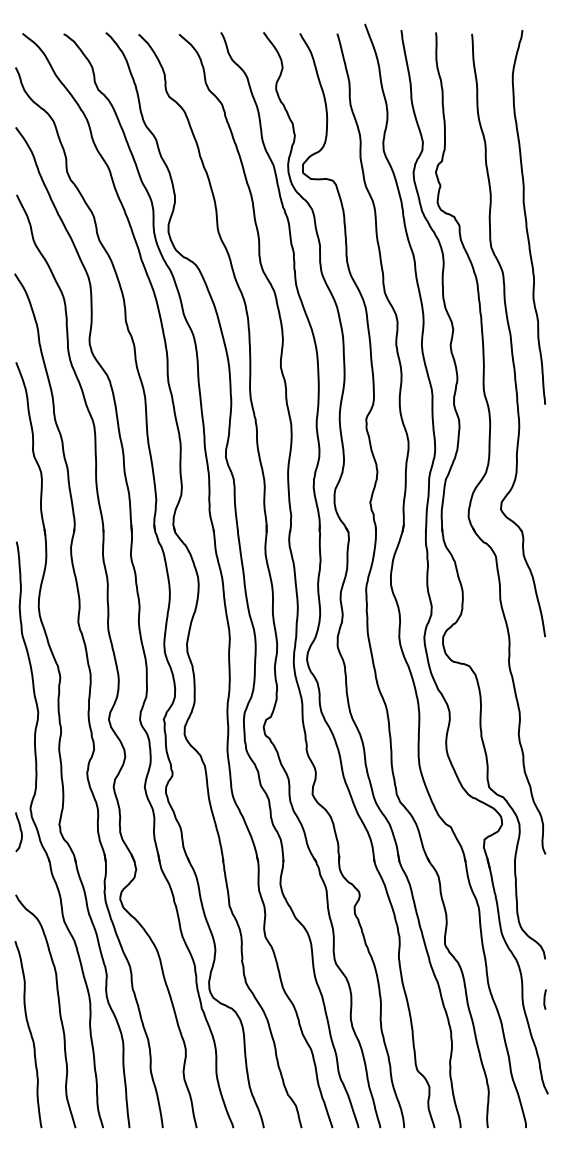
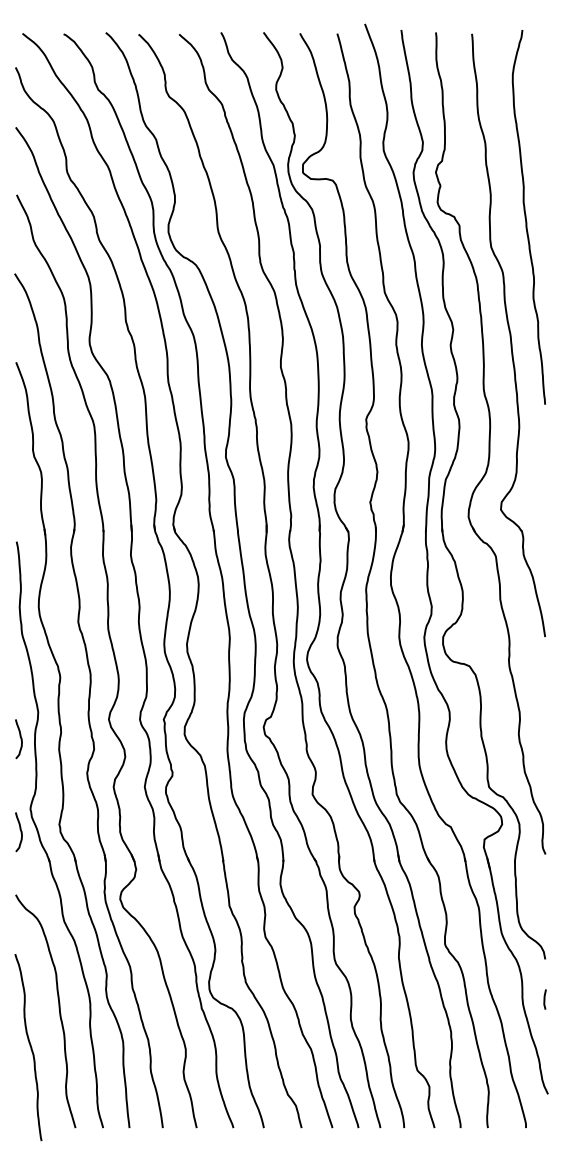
curve: none -> present (20, 739)
curve position: (30, 1034) -> (30, 1047) (30, 1047)
